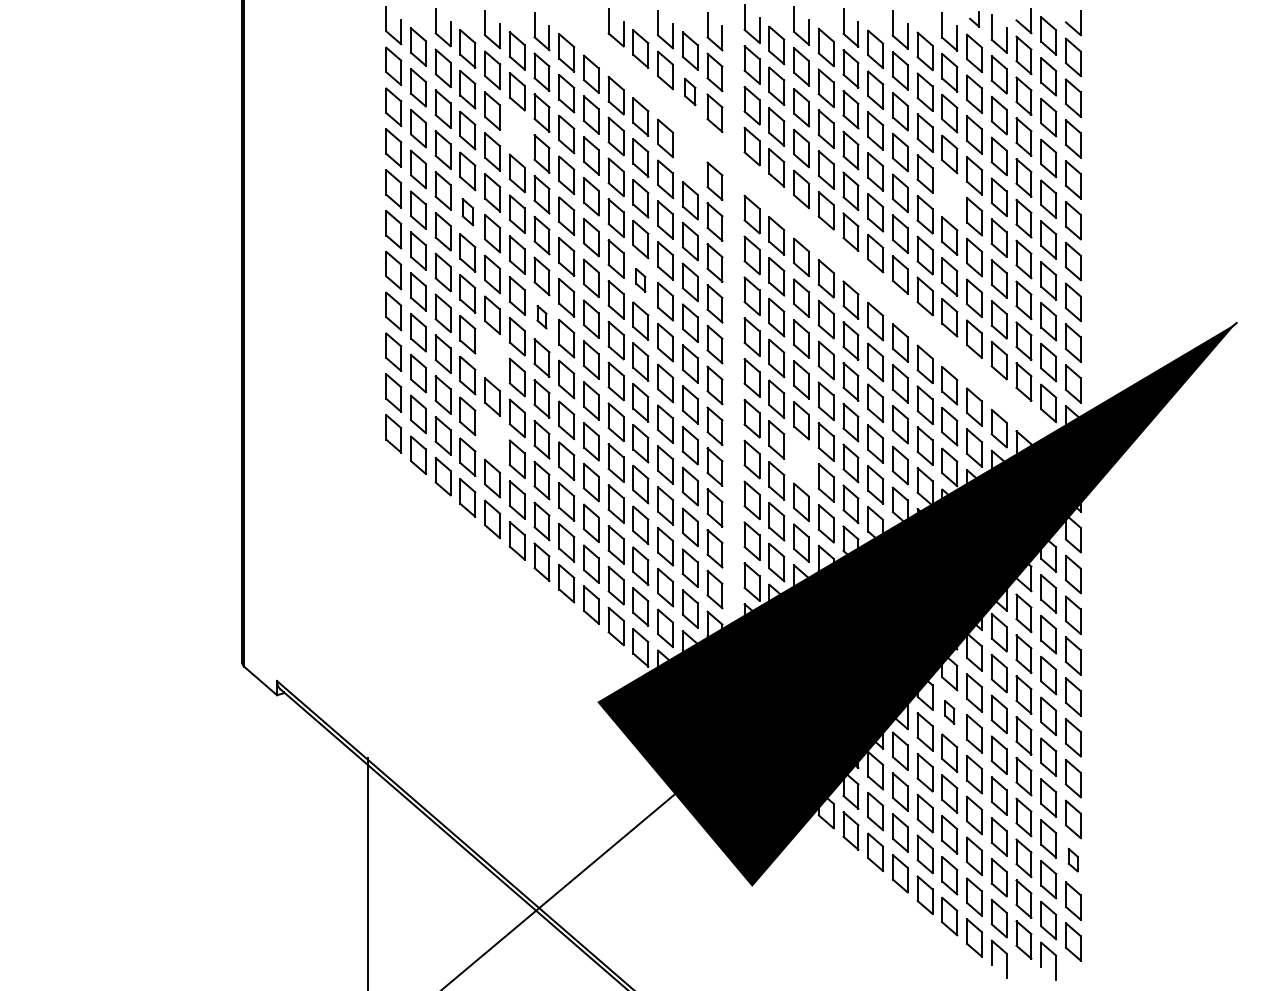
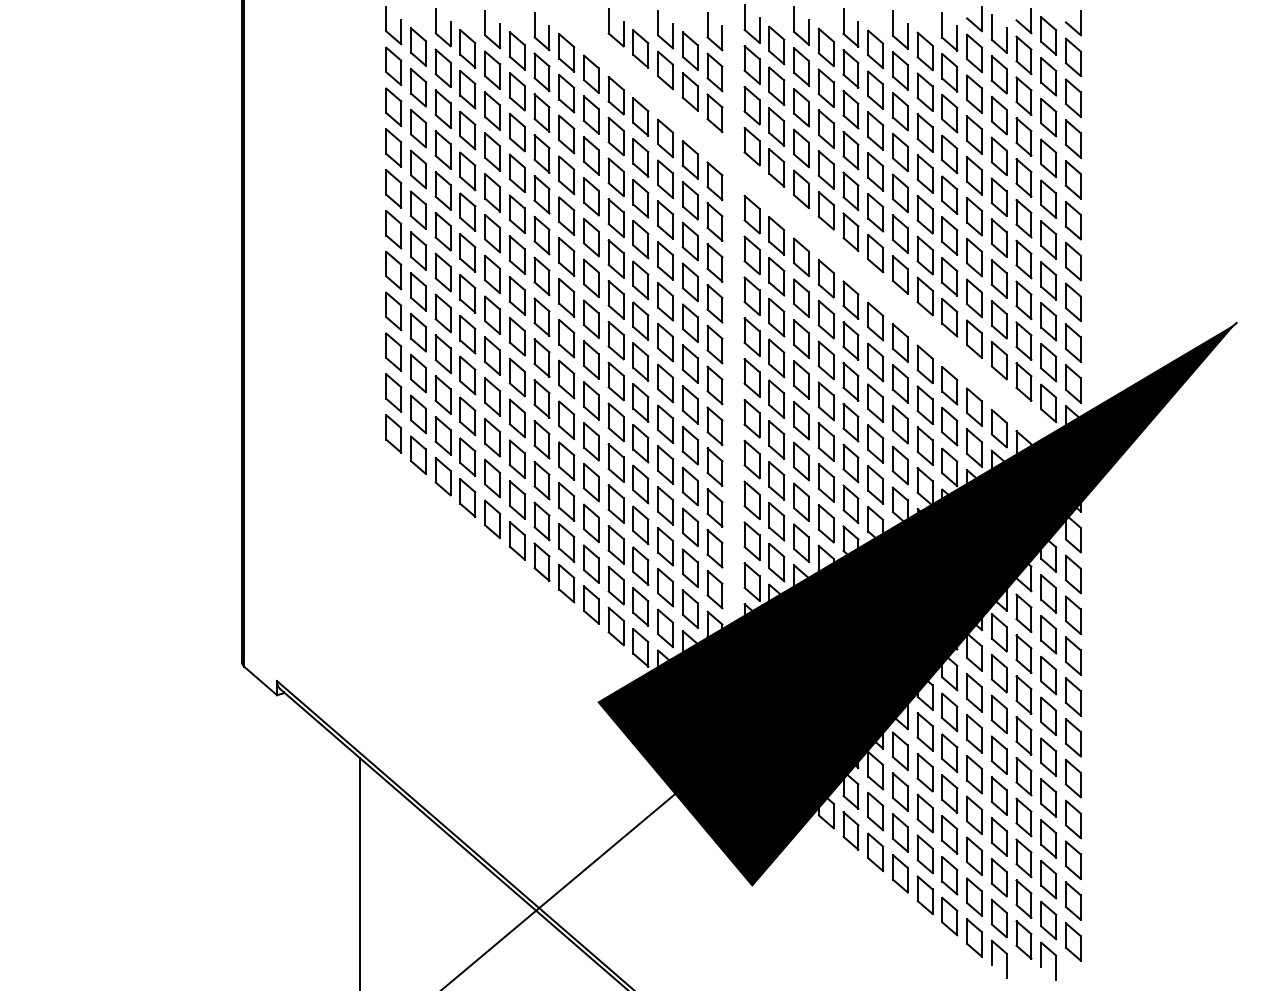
part size: 11x17 px -> 17x27 px (974, 19)
part size: 13x30 px -> 18x40 px (689, 91)
part: none -> present (516, 132)
part: none -> present (689, 159)
part: none -> present (949, 195)
part size: 14x29 px -> 18x40 px (467, 211)
part size: 12x25 px -> 18x41 px (640, 280)
part size: 12x26 px -> 18x40 px (541, 316)
part: none -> present (492, 355)
part: none -> present (492, 437)
part: none -> present (801, 461)
part size: 12x25 px -> 18x41 px (949, 712)
part size: 12x26 px -> 18x40 px (1072, 859)
line position: (367, 872) -> (359, 872) (359, 872)
